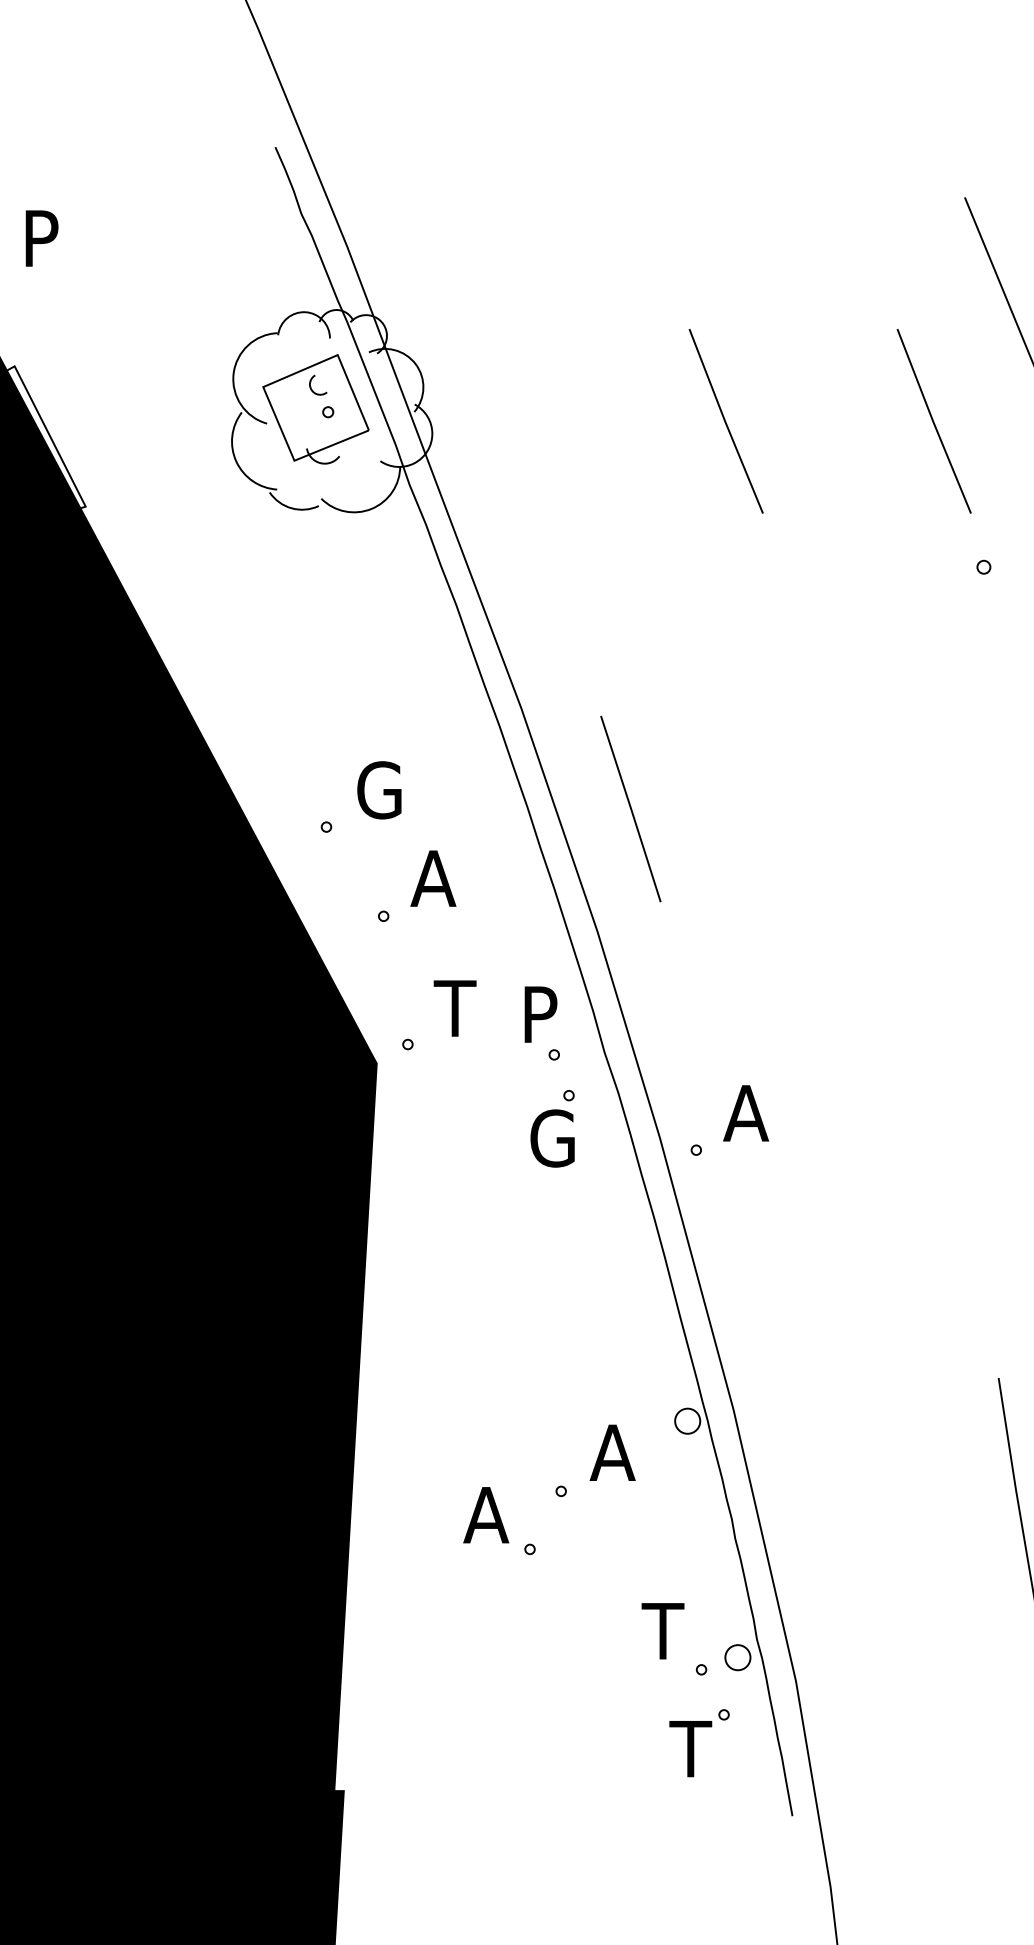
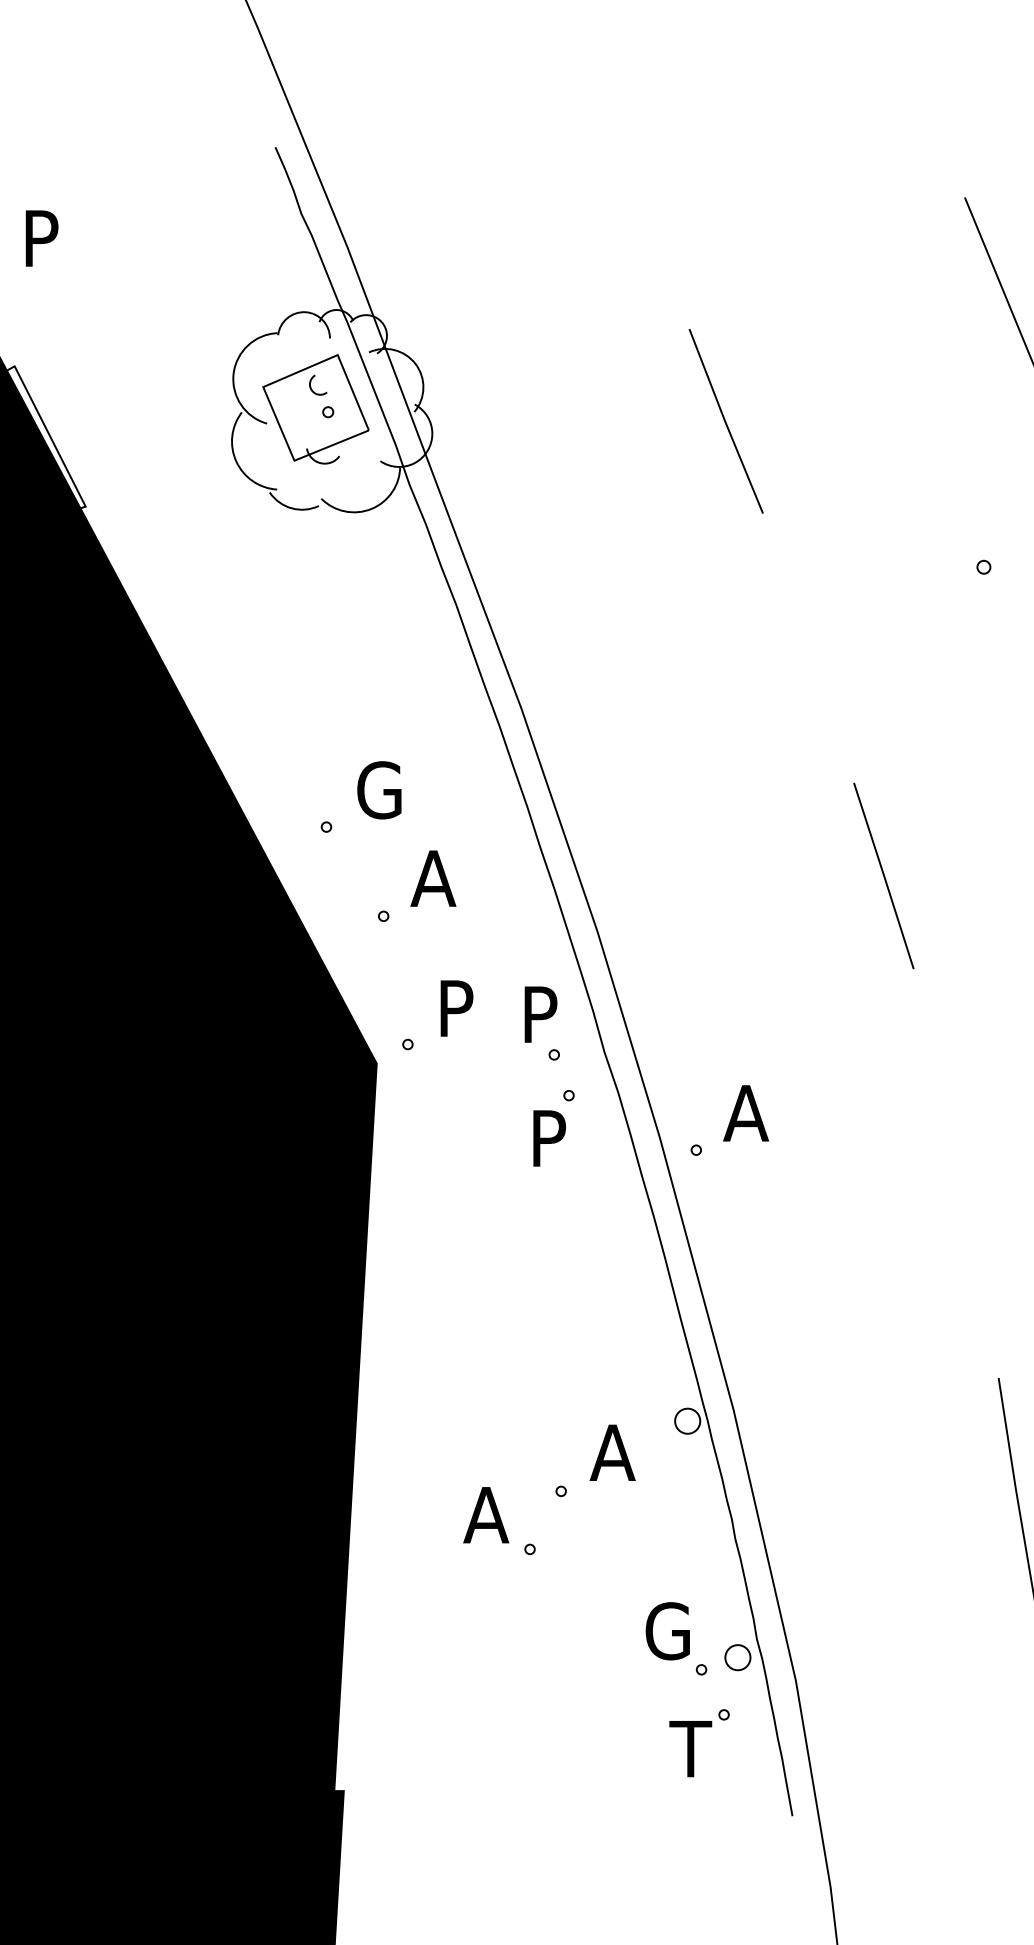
line: present -> none (933, 421)
line position: (630, 808) -> (883, 875) (883, 875)
text: T -> P (454, 1008)
text: G -> P (552, 1138)
text: T -> G (665, 1631)
